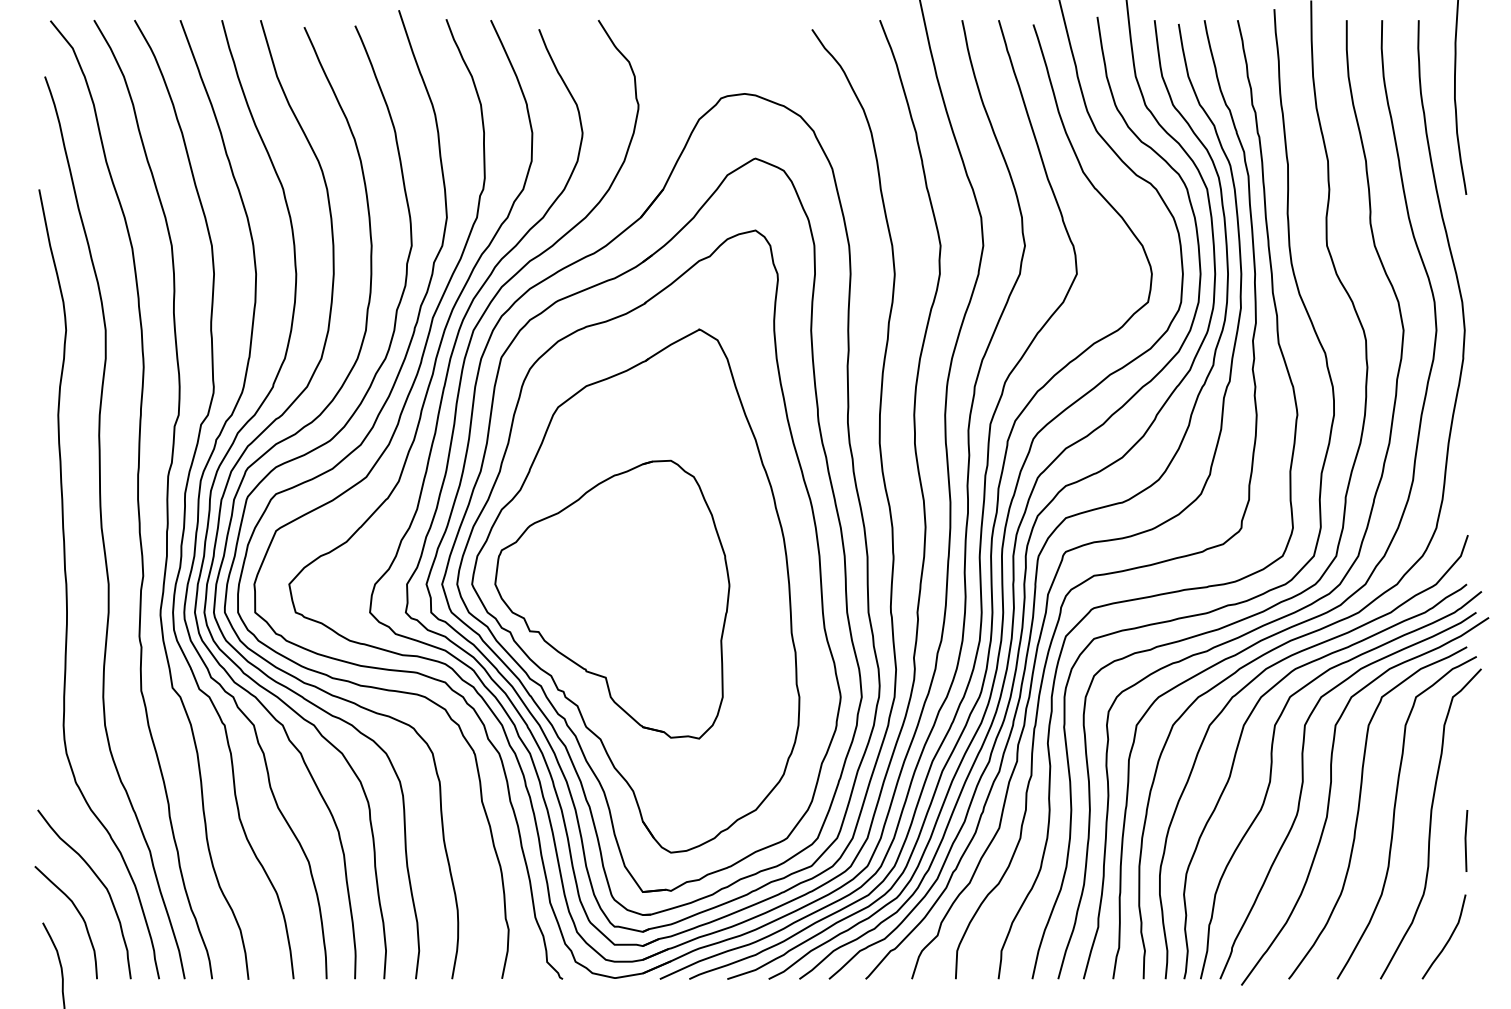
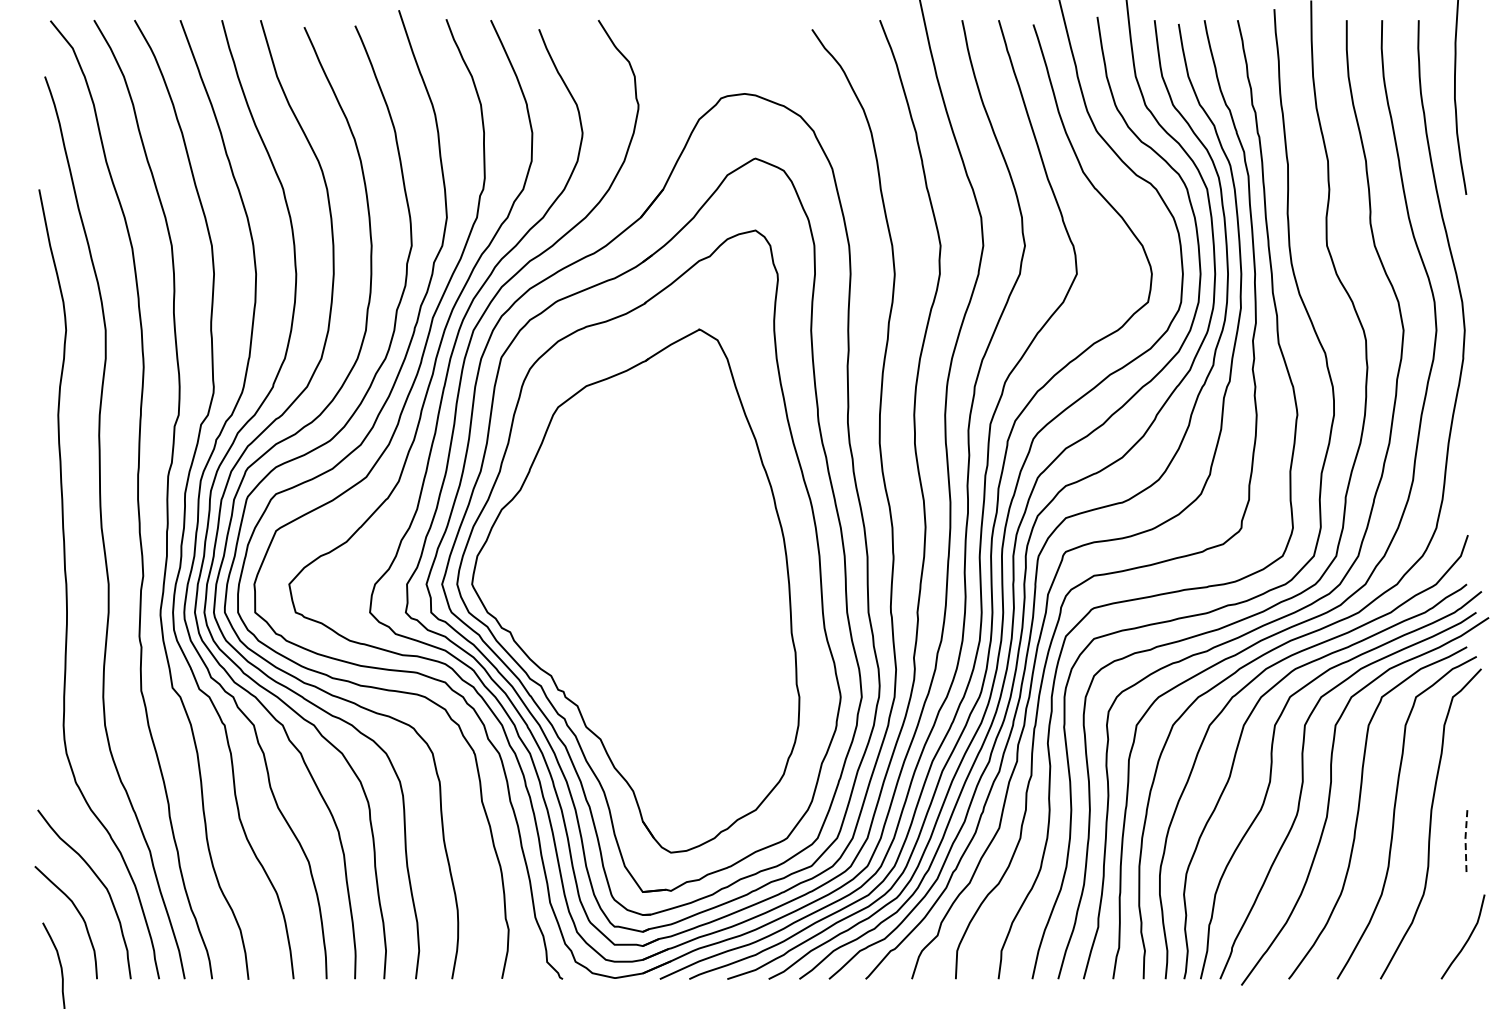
part: present -> none (612, 599)
line: solid -> dashed (1465, 840)
curve position: (1448, 938) -> (1467, 938) (1467, 938)
